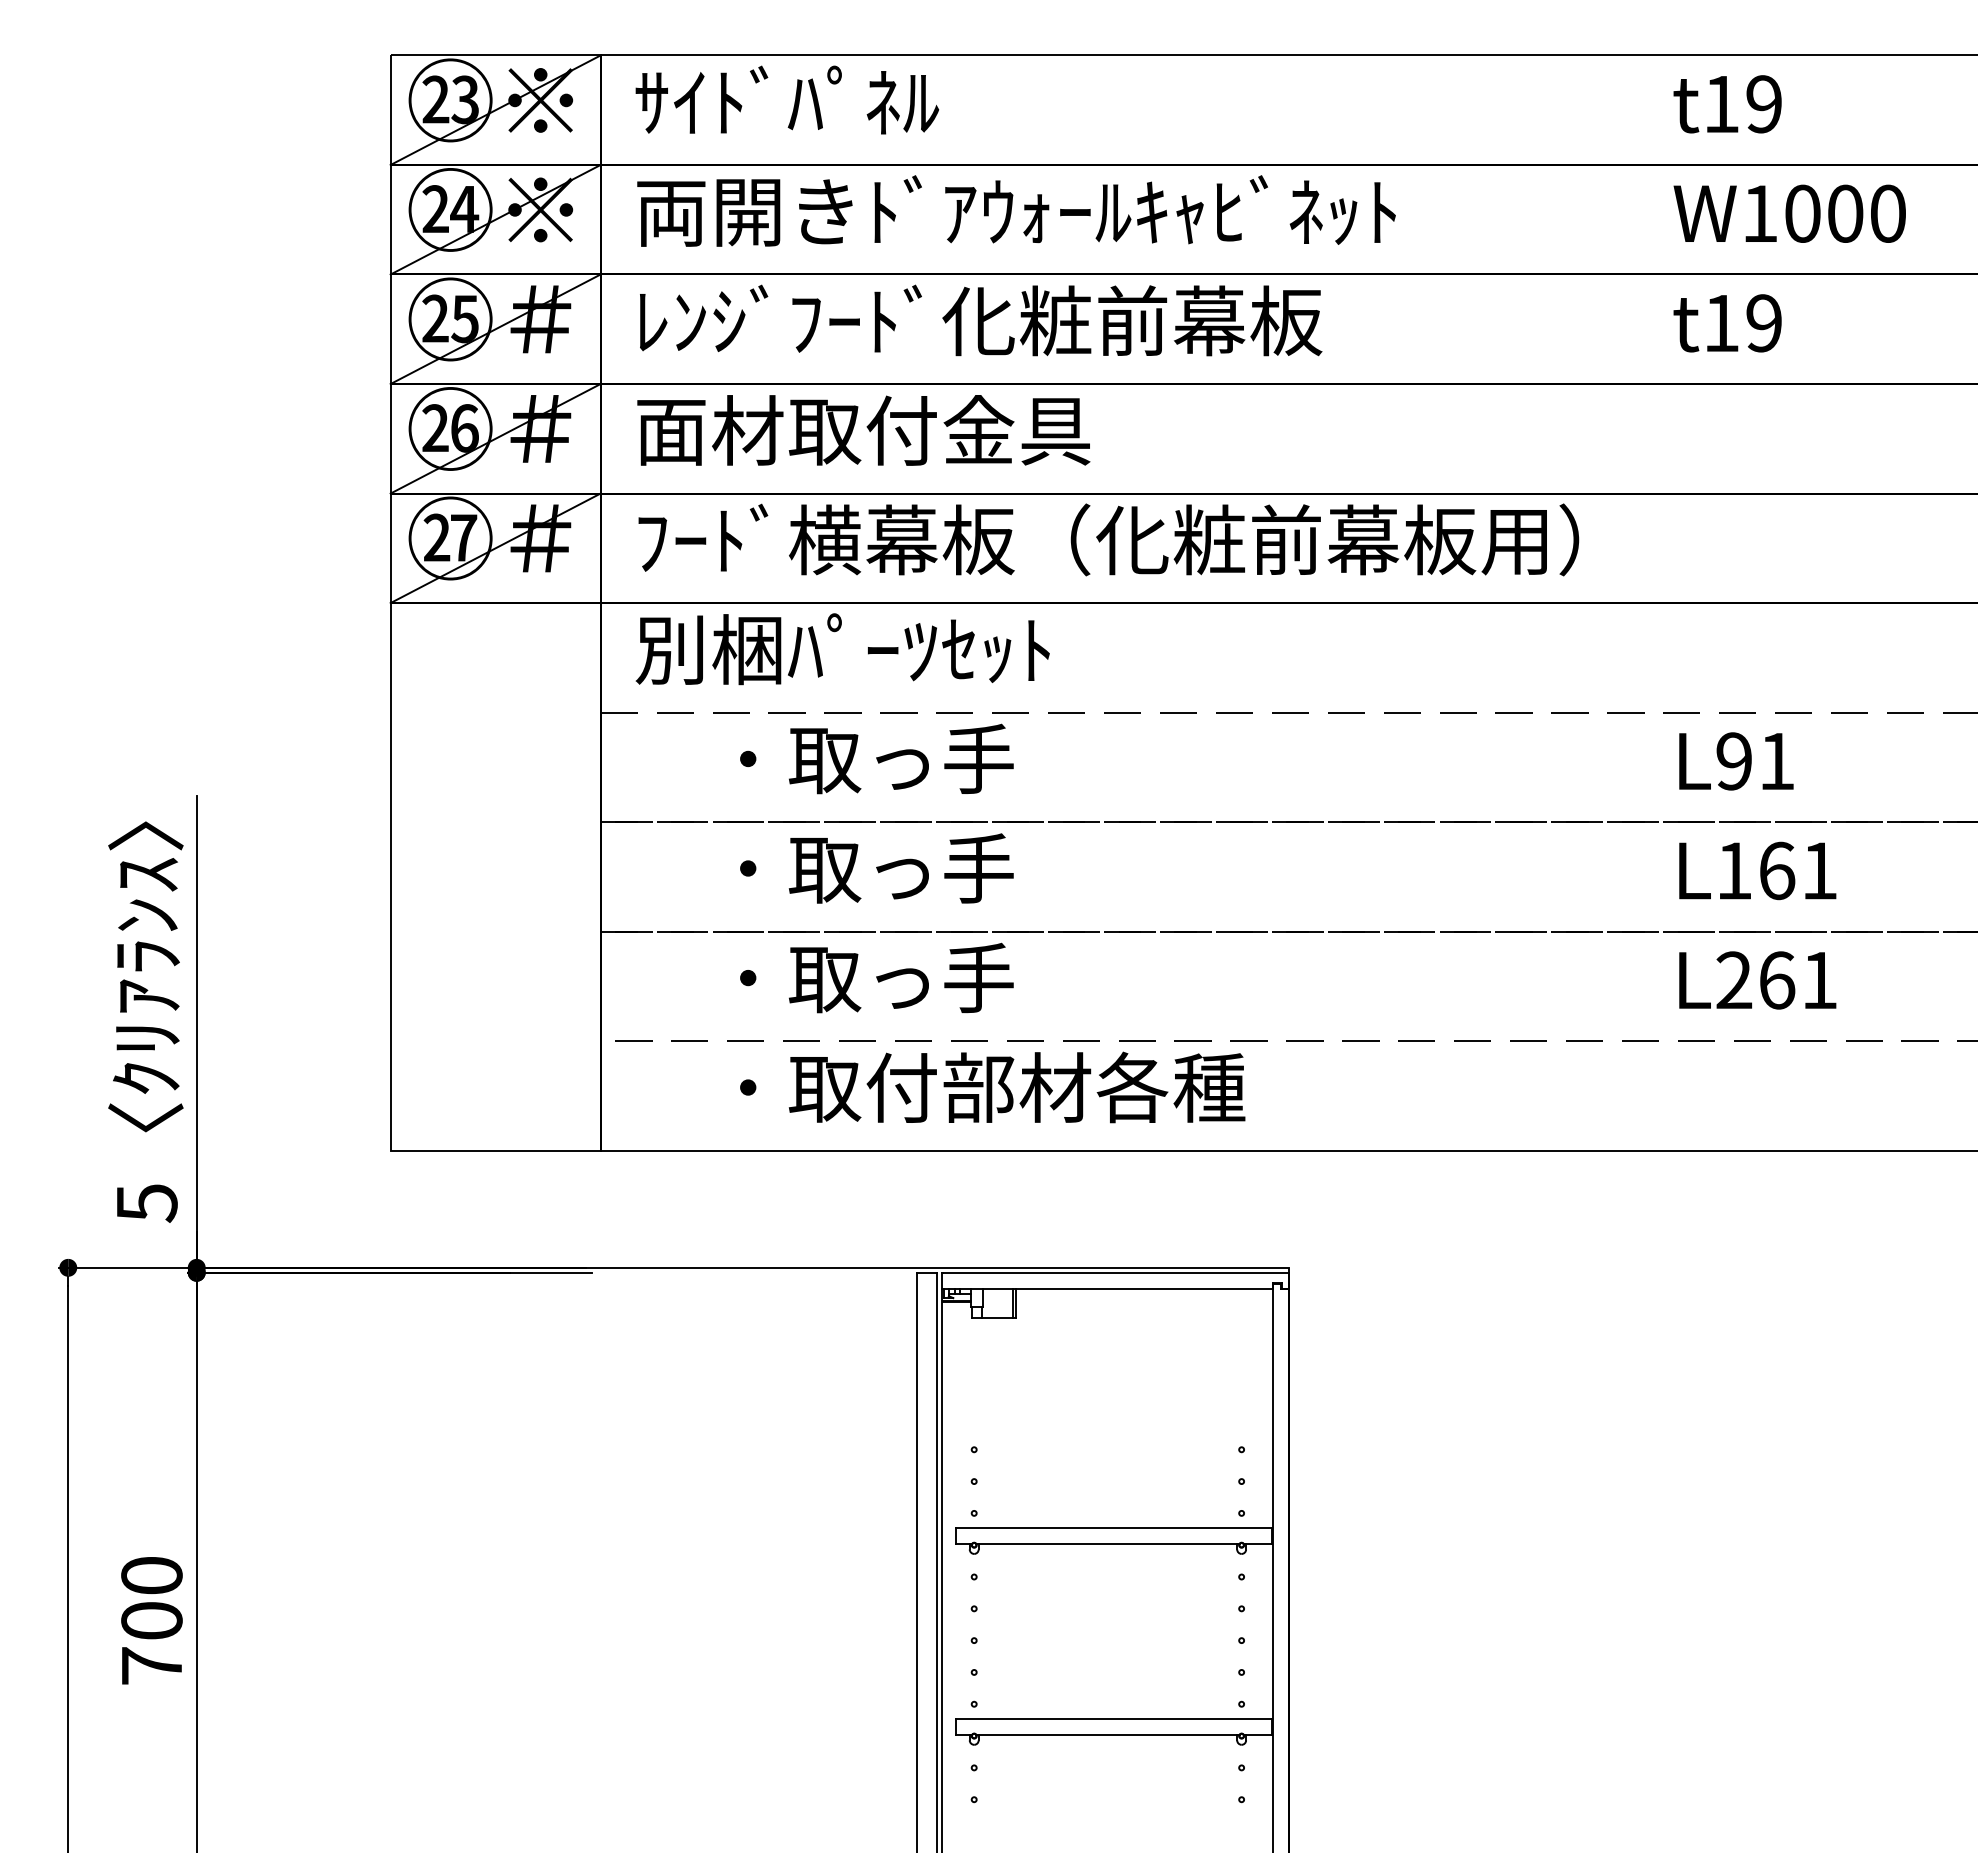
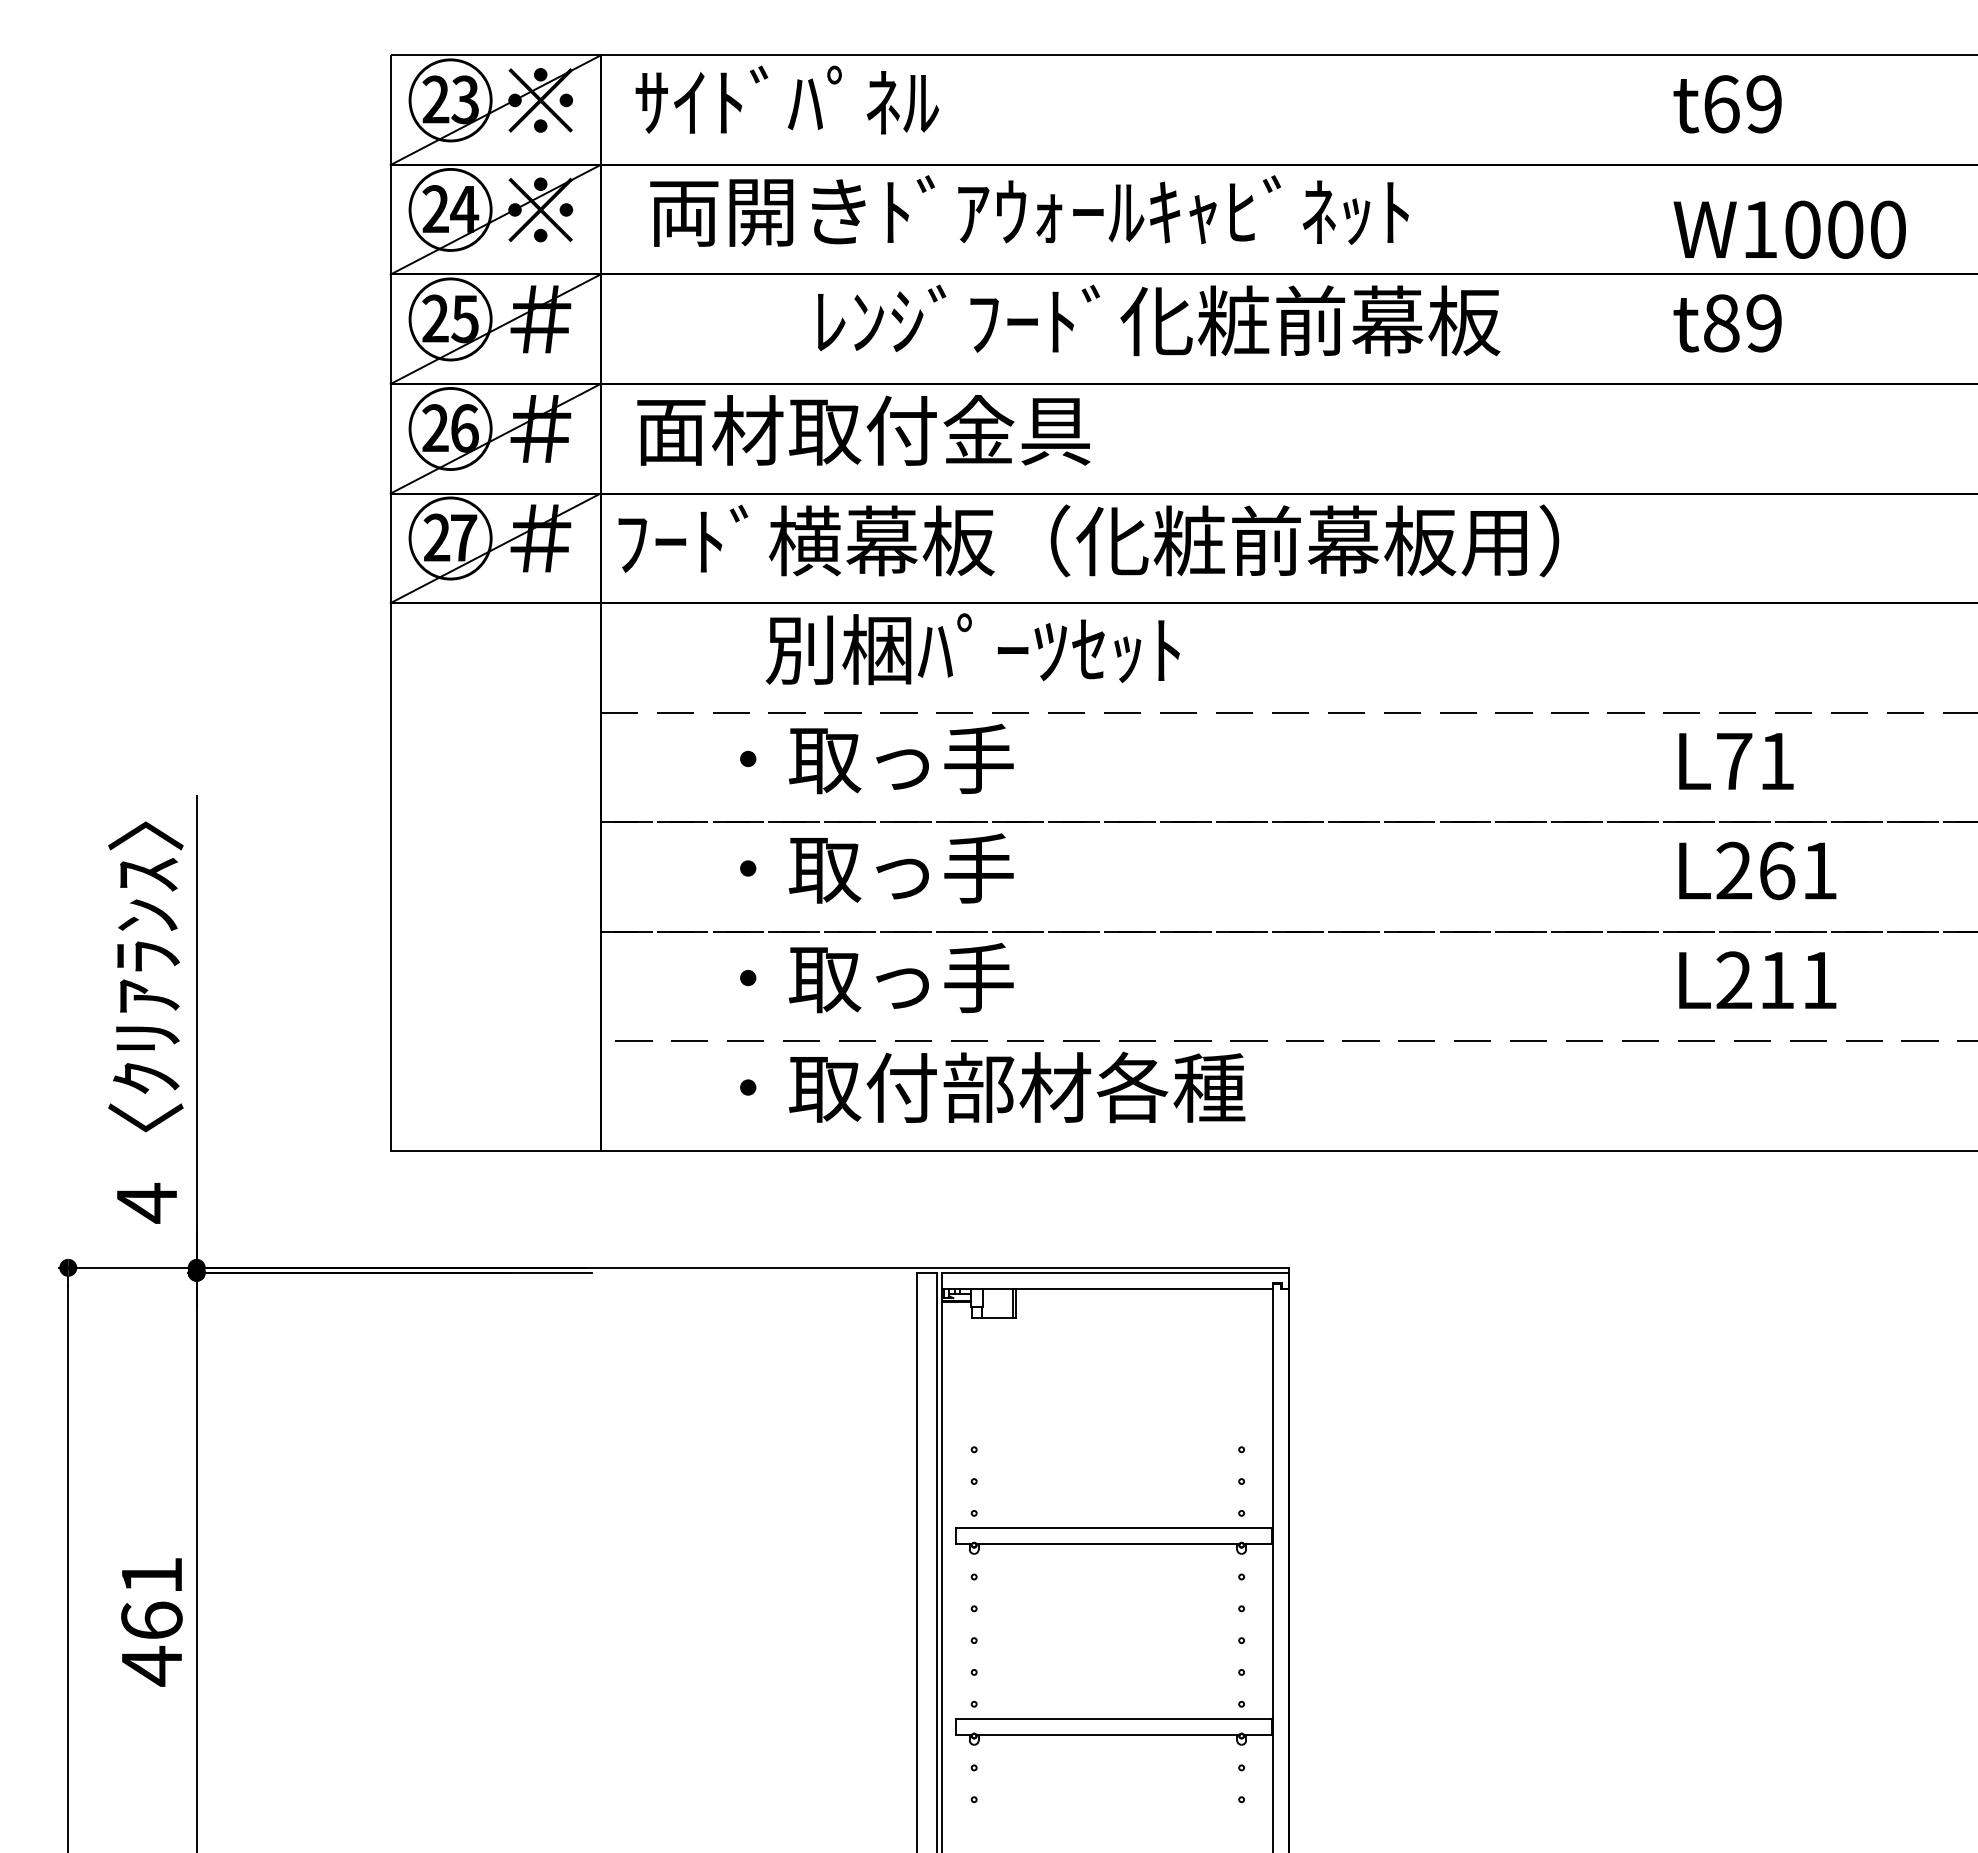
text: t19 -> t69 (1721, 104)
text position: (1016, 210) -> (1029, 210) (1029, 210)
text position: (1789, 213) -> (1789, 229) (1789, 229)
text position: (981, 320) -> (1159, 320) (1159, 320)
text: t19 -> t89 (1721, 323)
text position: (1108, 539) -> (1088, 540) (1088, 540)
text position: (842, 649) -> (972, 649) (972, 649)
text: L91 -> L71 (1734, 761)
text: L161 -> L261 (1734, 870)
text: L261 -> L211 (1777, 980)
text: 5 -> 4 (147, 1202)
text: 700 -> 461 (151, 1621)
